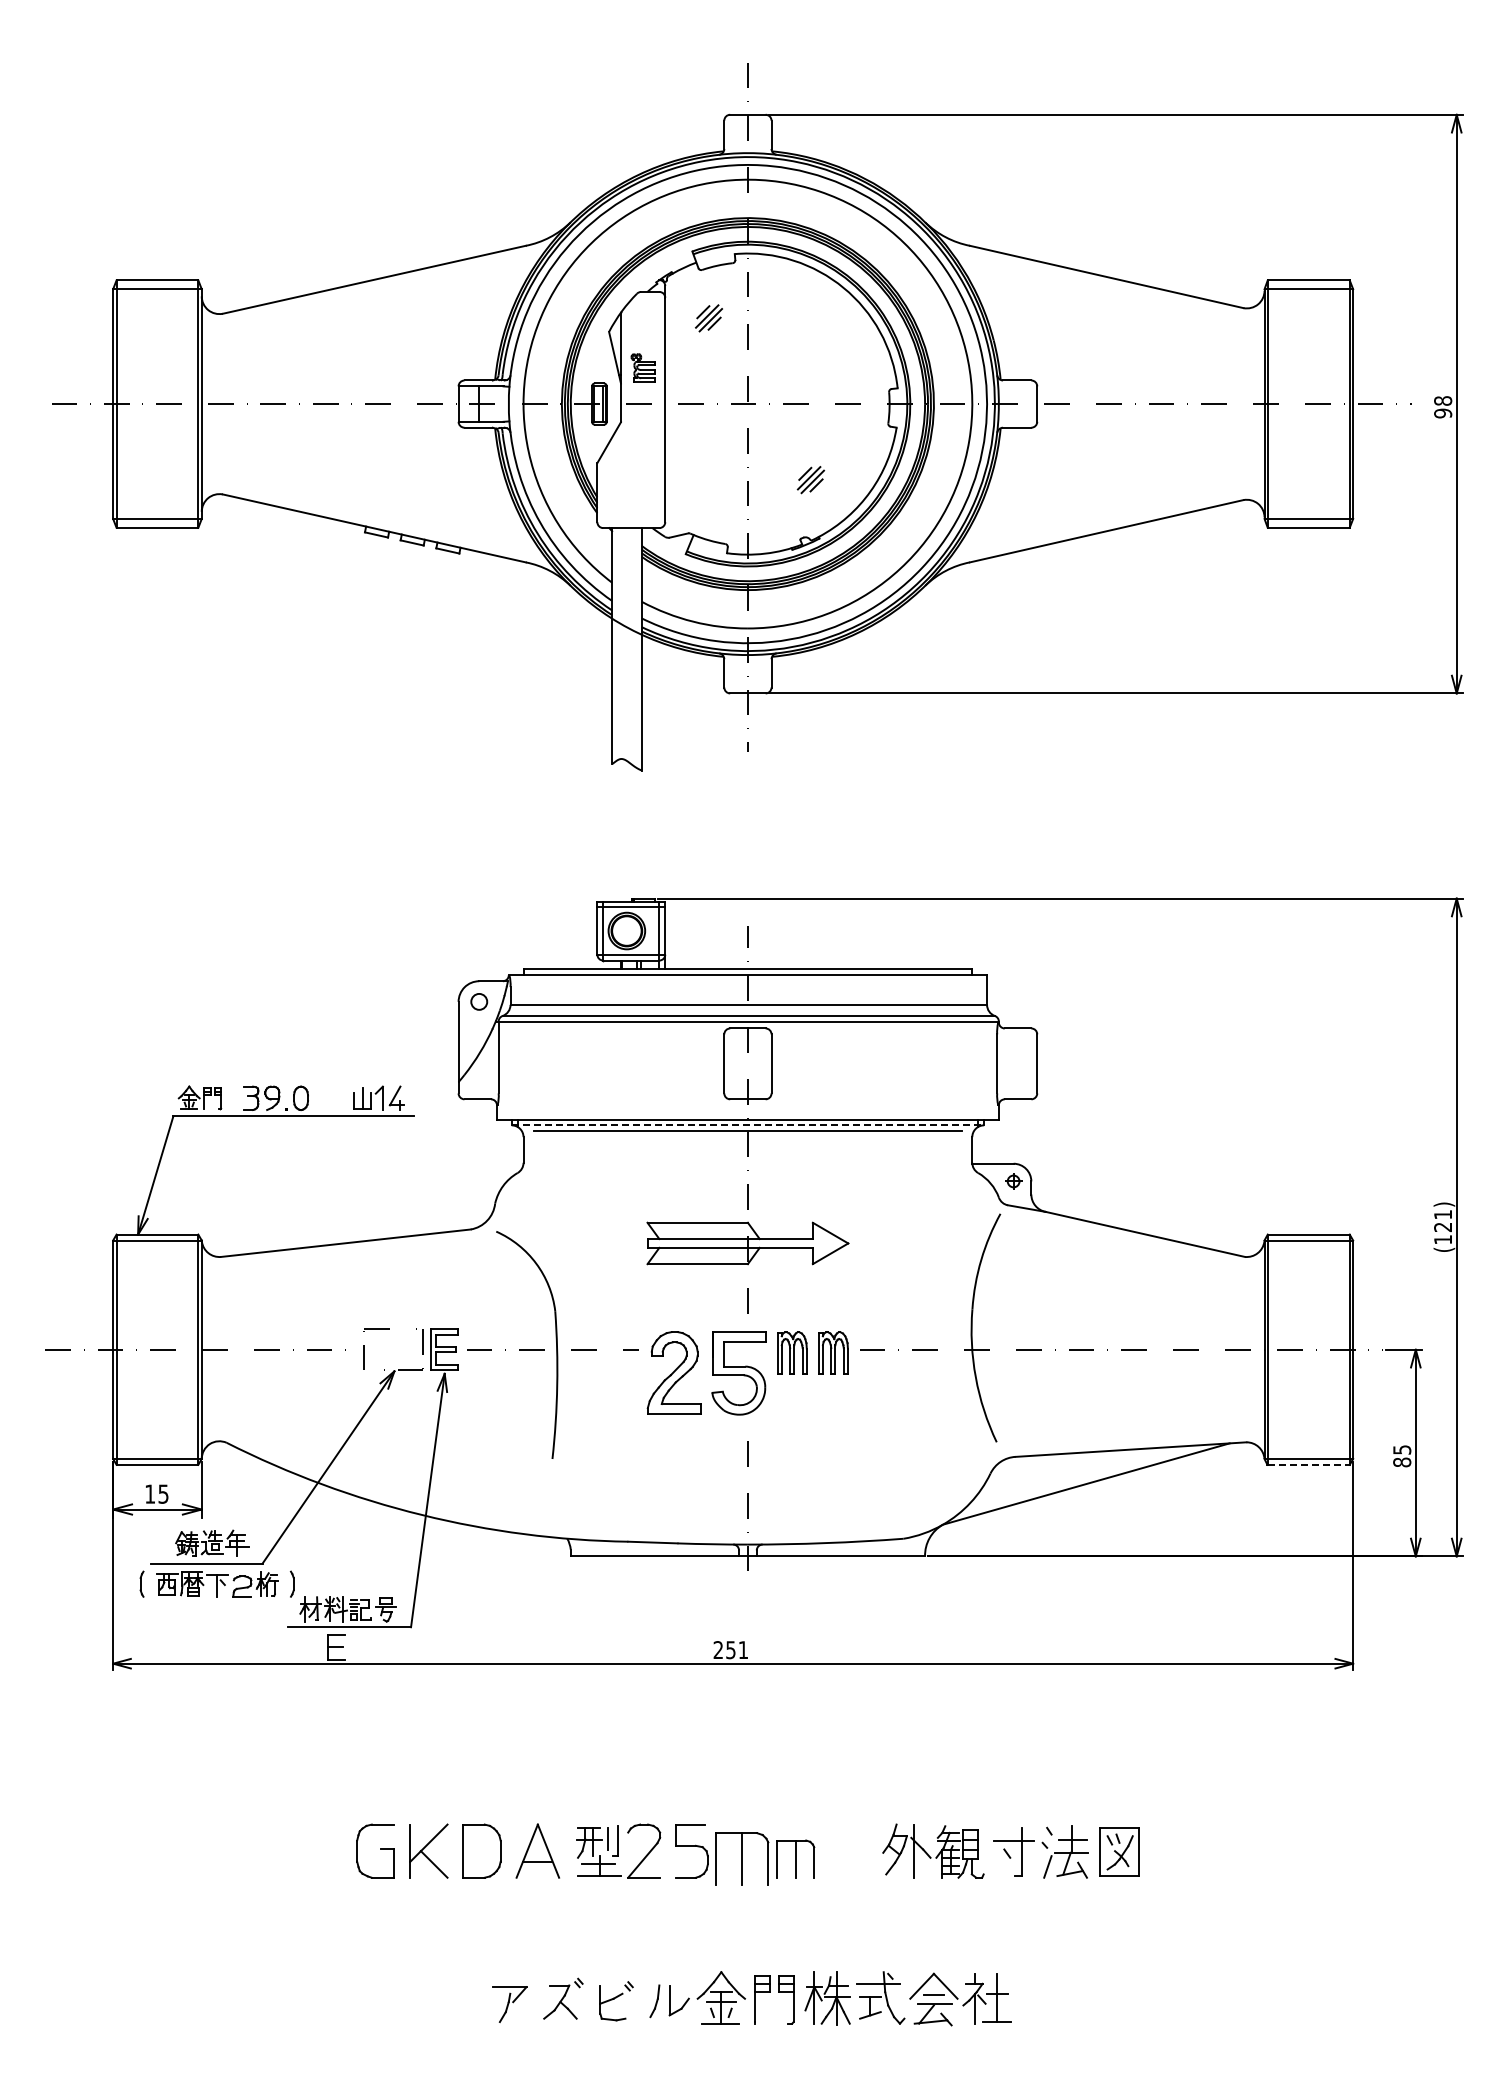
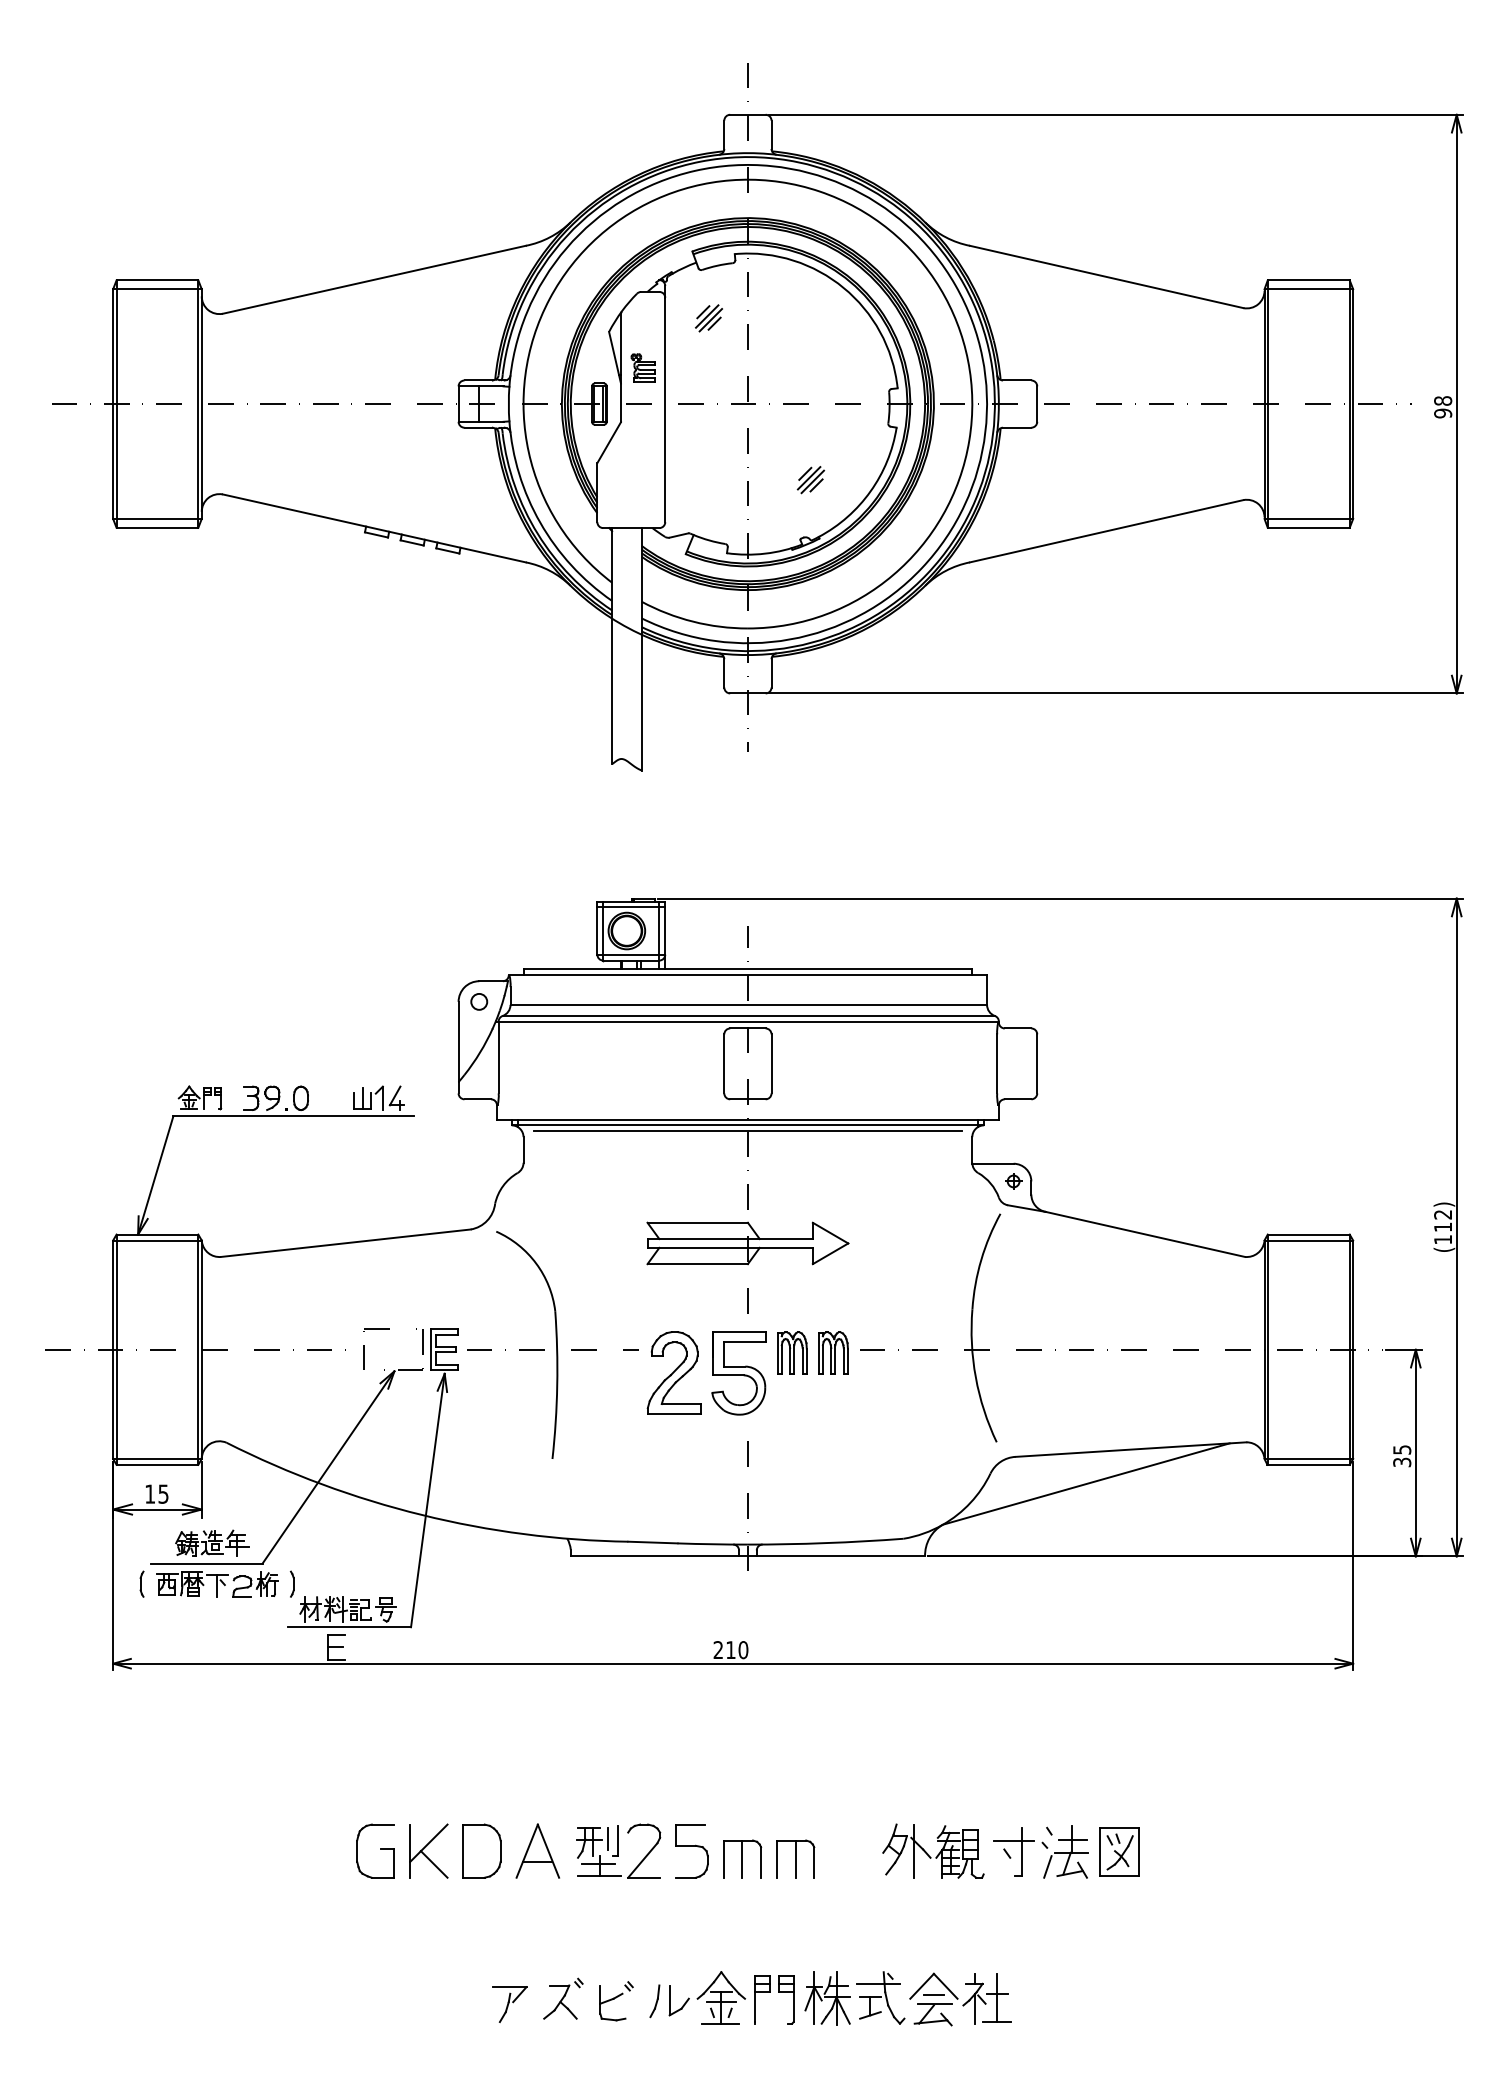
line: dashed -> solid (748, 1125)
text: (121) -> (112) (1442, 1221)
text: 85 -> 35 (1402, 1462)
line: dashed -> solid (1308, 1464)
text: 251 -> 210 (737, 1650)
part size: 55x54 px -> 40x40 px (742, 1858)
